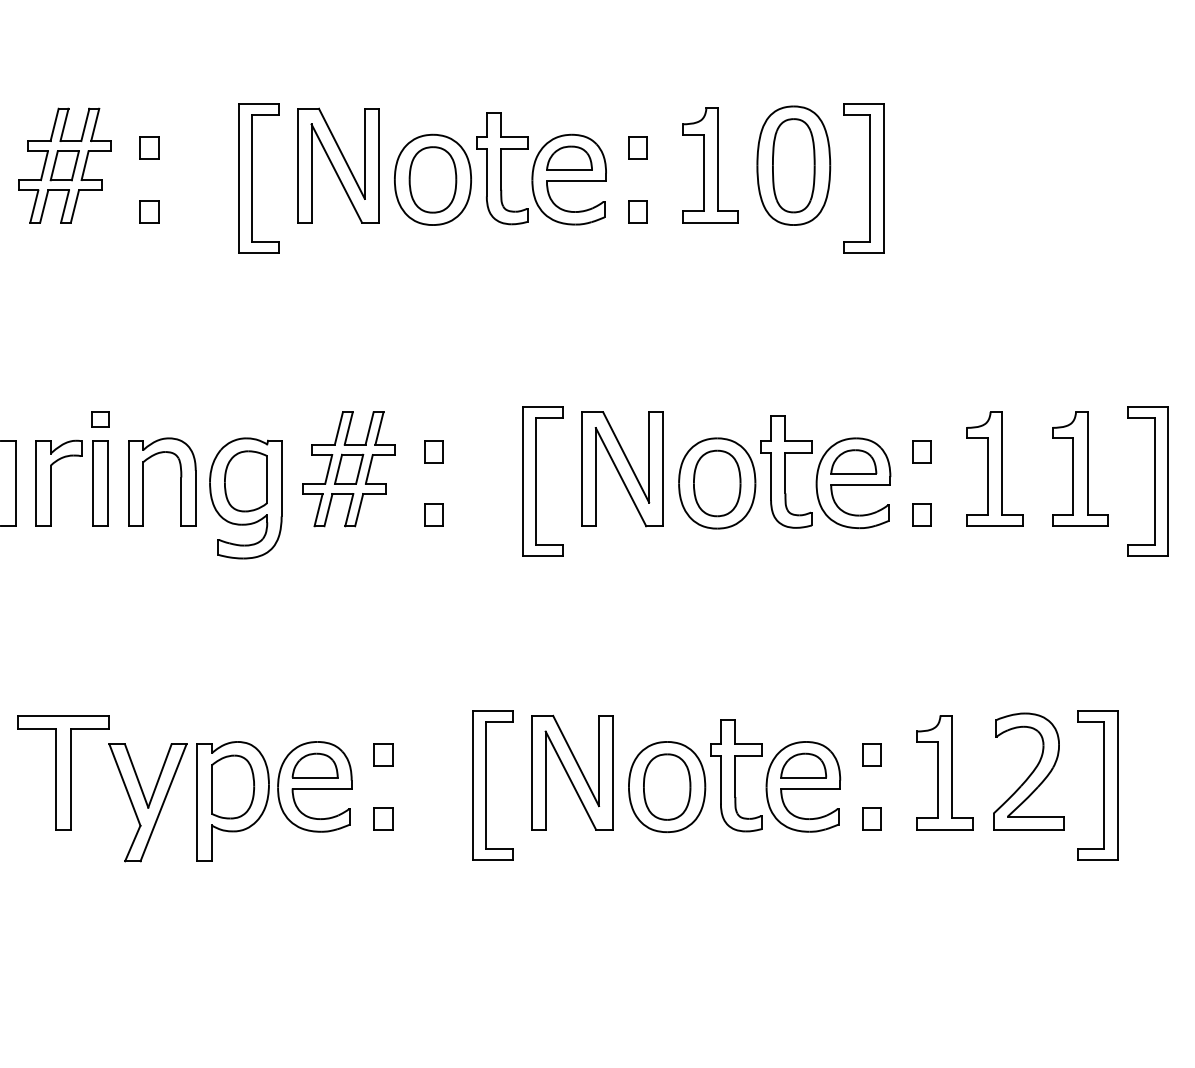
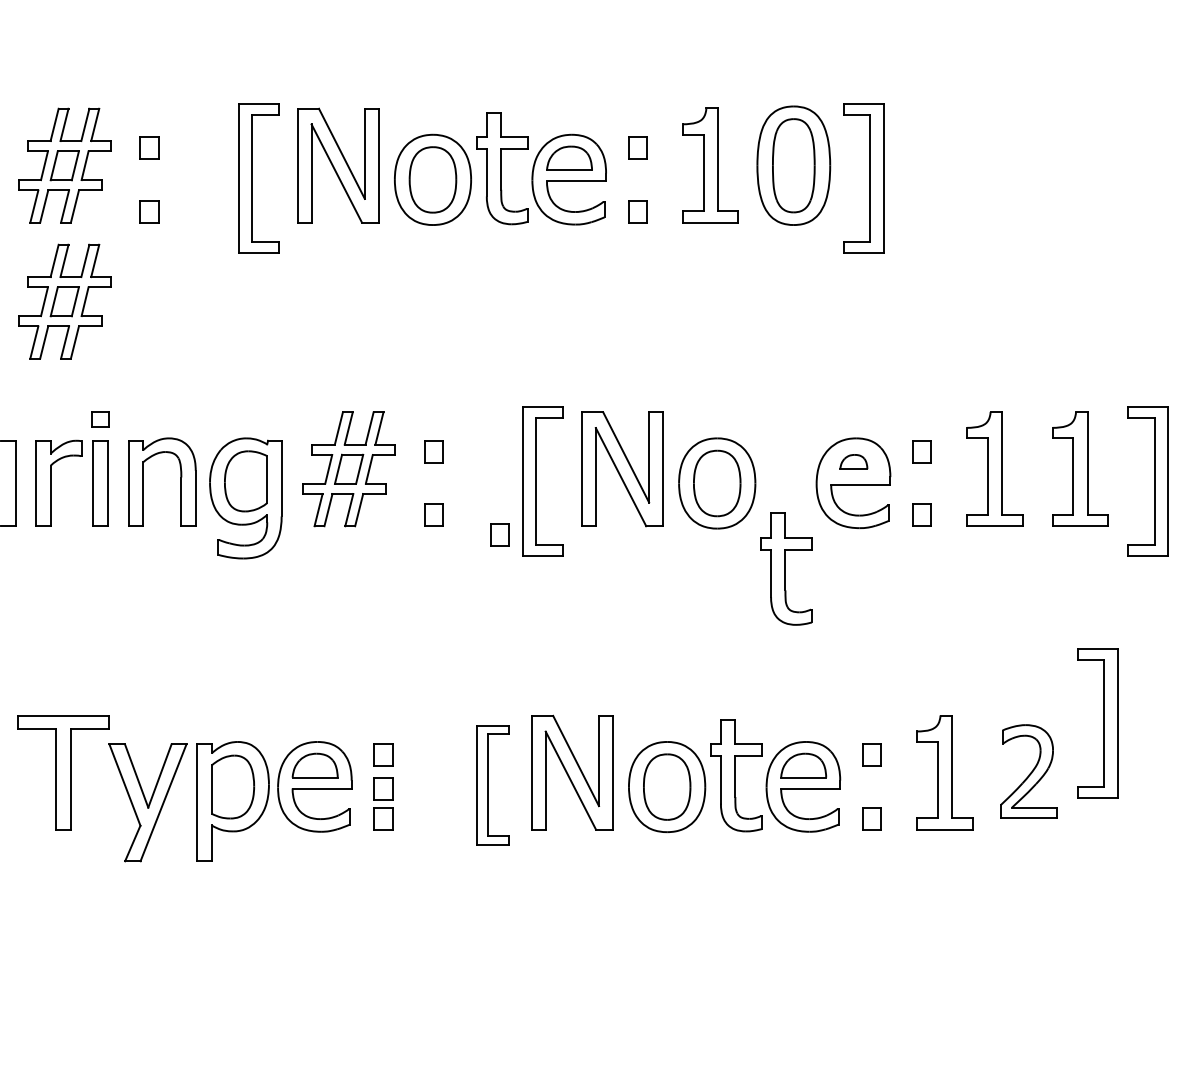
part: none -> present (64, 301)
part size: 48x26 px -> 30x16 px (853, 461)
part position: (786, 471) -> (786, 568) (786, 568)
part: none -> present (499, 534)
part size: 72x119 px -> 58x95 px (1028, 771)
part size: 42x151 px -> 34x121 px (492, 785)
part position: (1097, 785) -> (1097, 723) (1097, 723)
part: none -> present (383, 788)
